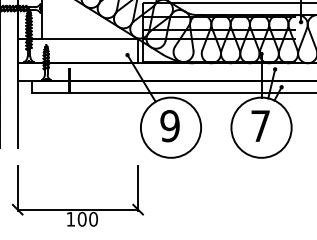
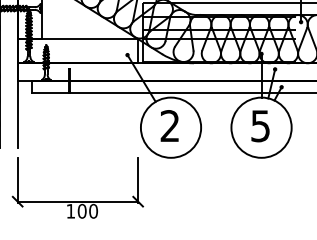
text: 9 -> 2 (169, 126)
text: 7 -> 5 (260, 126)
part position: (77, 209) -> (77, 201) (77, 201)
